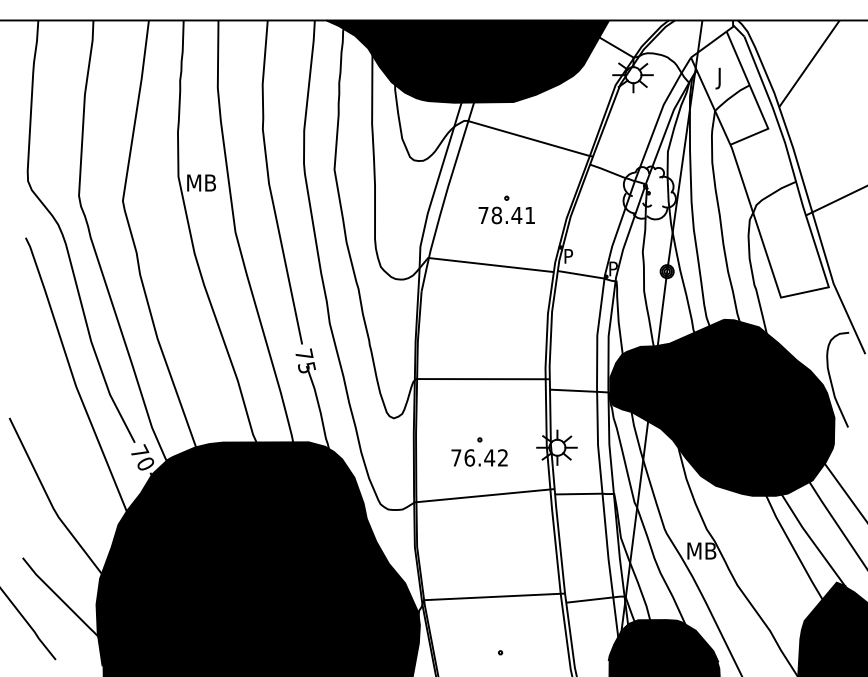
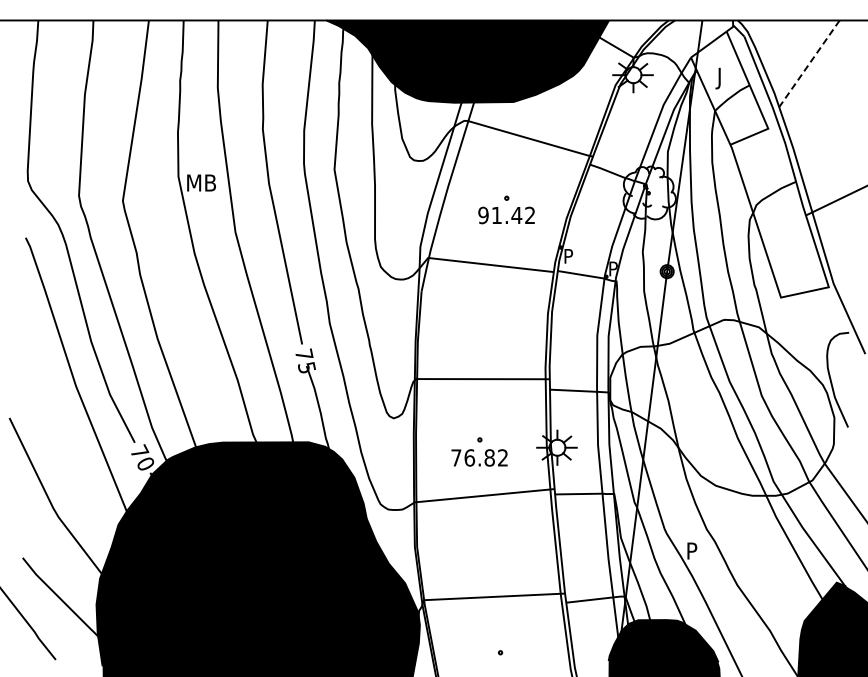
line: solid -> dashed (809, 63)
text: 78.41 -> 91.42 (506, 215)
fill: present -> none (722, 407)
text: 76.42 -> 76.82 (489, 457)
text: MB -> P (702, 550)
